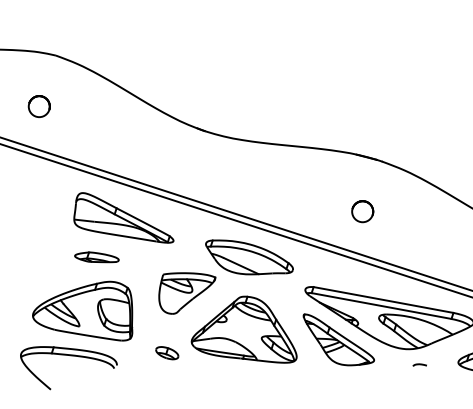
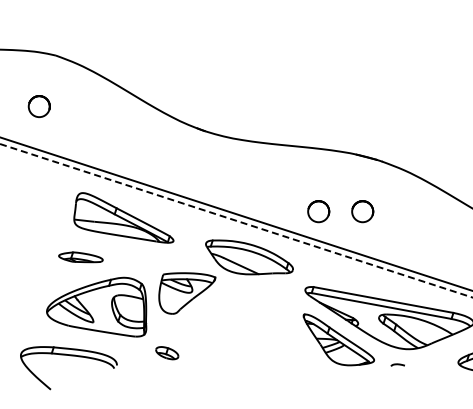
circle: none -> present (318, 211)
line: solid -> dashed (236, 220)
part position: (96, 257) -> (80, 257) (80, 257)
part position: (82, 310) -> (96, 306) (96, 306)
part: present -> none (243, 329)
curve position: (419, 364) -> (397, 364) (397, 364)
